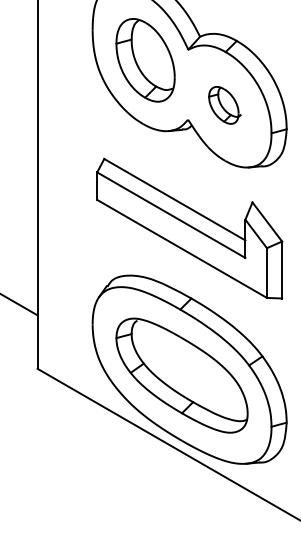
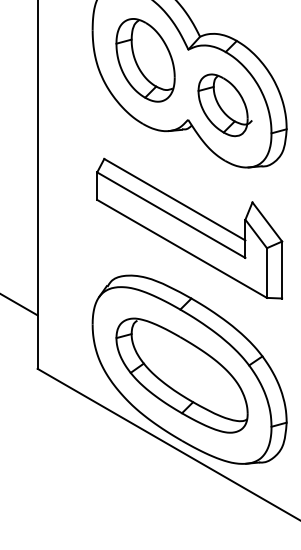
part size: 34x39 px -> 56x65 px (224, 105)
